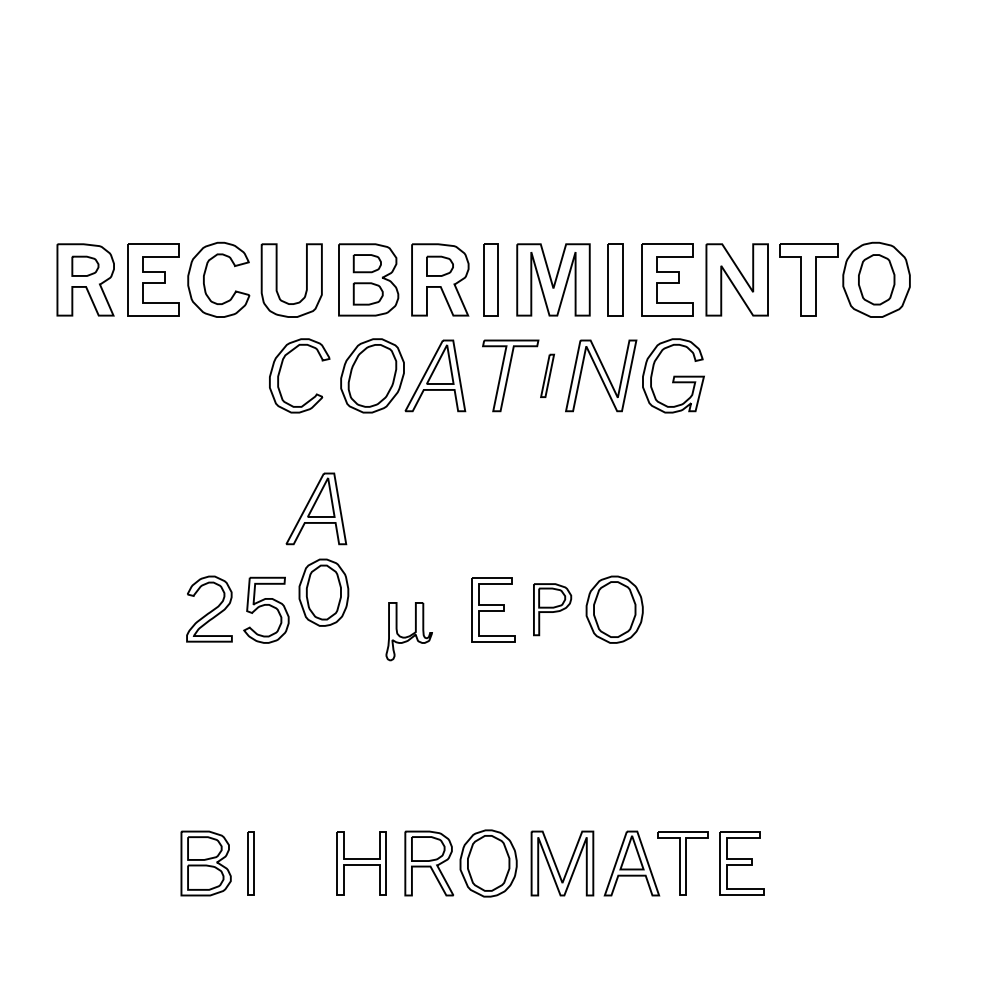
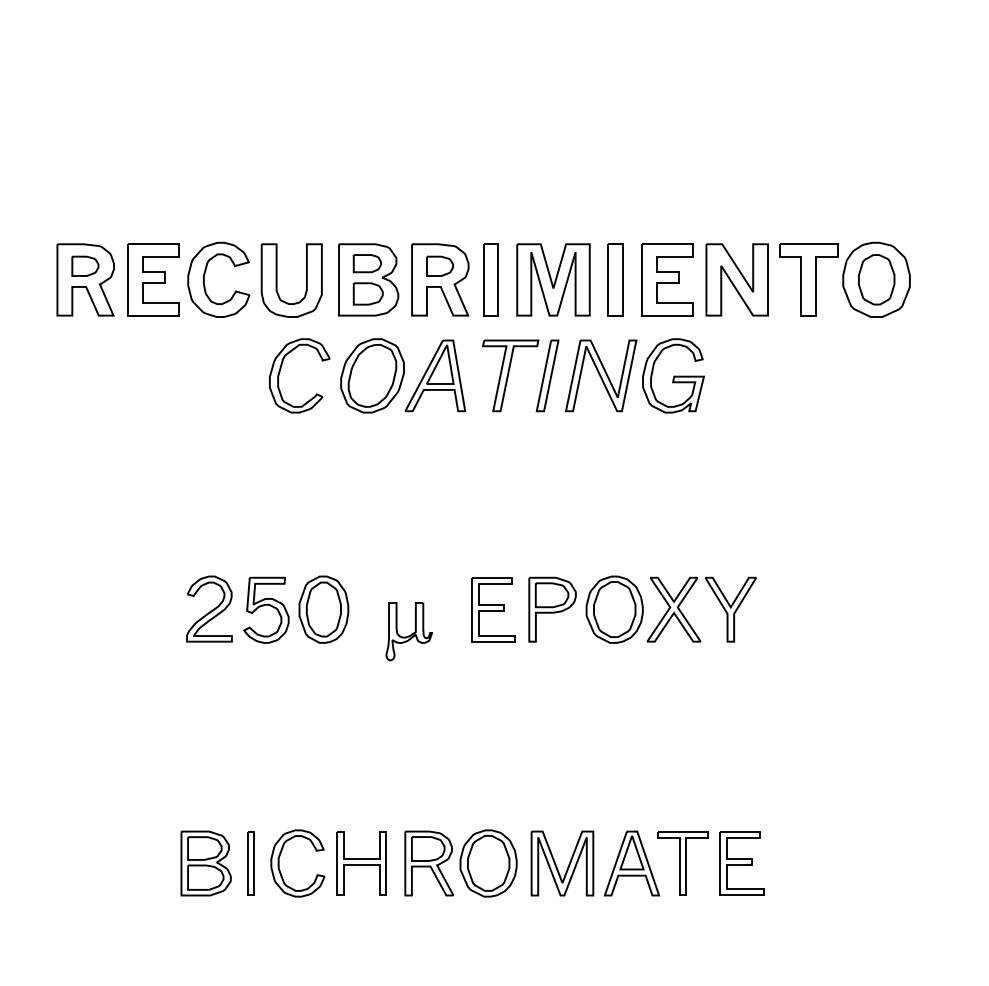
part size: 15x45 px -> 25x74 px (547, 375)
part: present -> none (316, 508)
part position: (323, 592) -> (323, 609) (323, 609)
part size: 40x54 px -> 49x67 px (552, 609)
part: none -> present (686, 618)
part: none -> present (279, 863)
